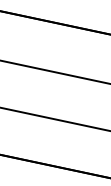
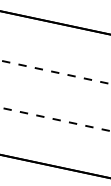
line: solid -> dashed (55, 72)
line: solid -> dashed (55, 119)
